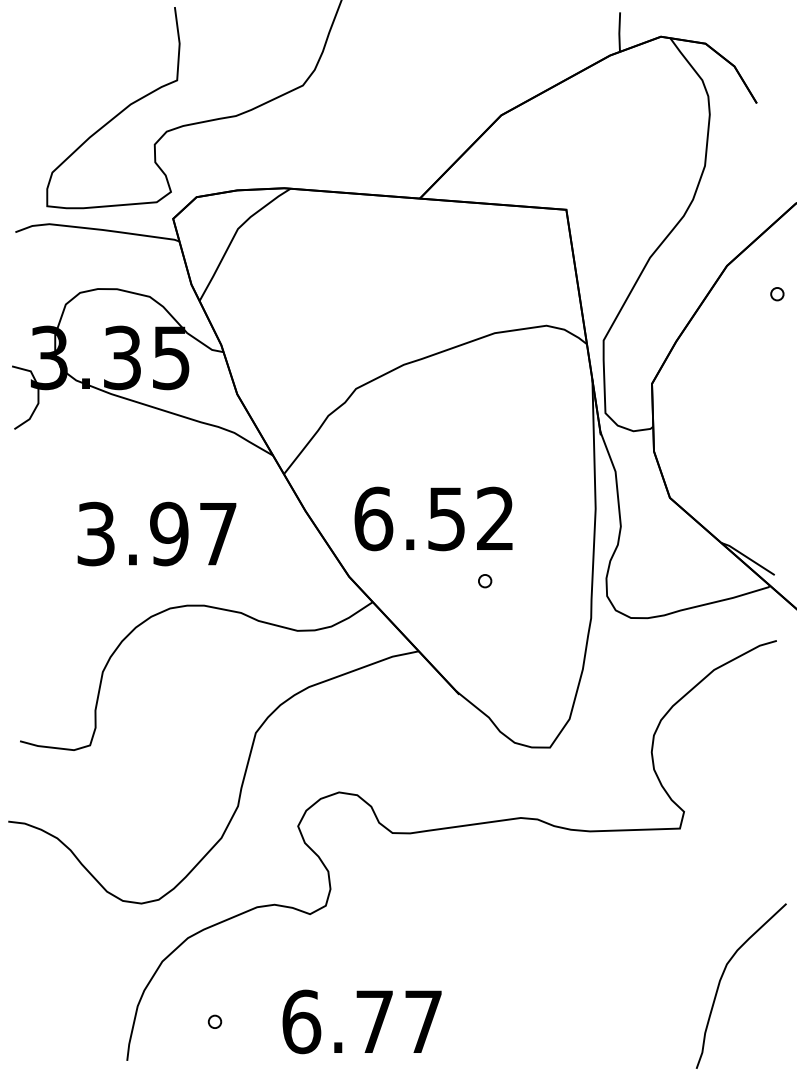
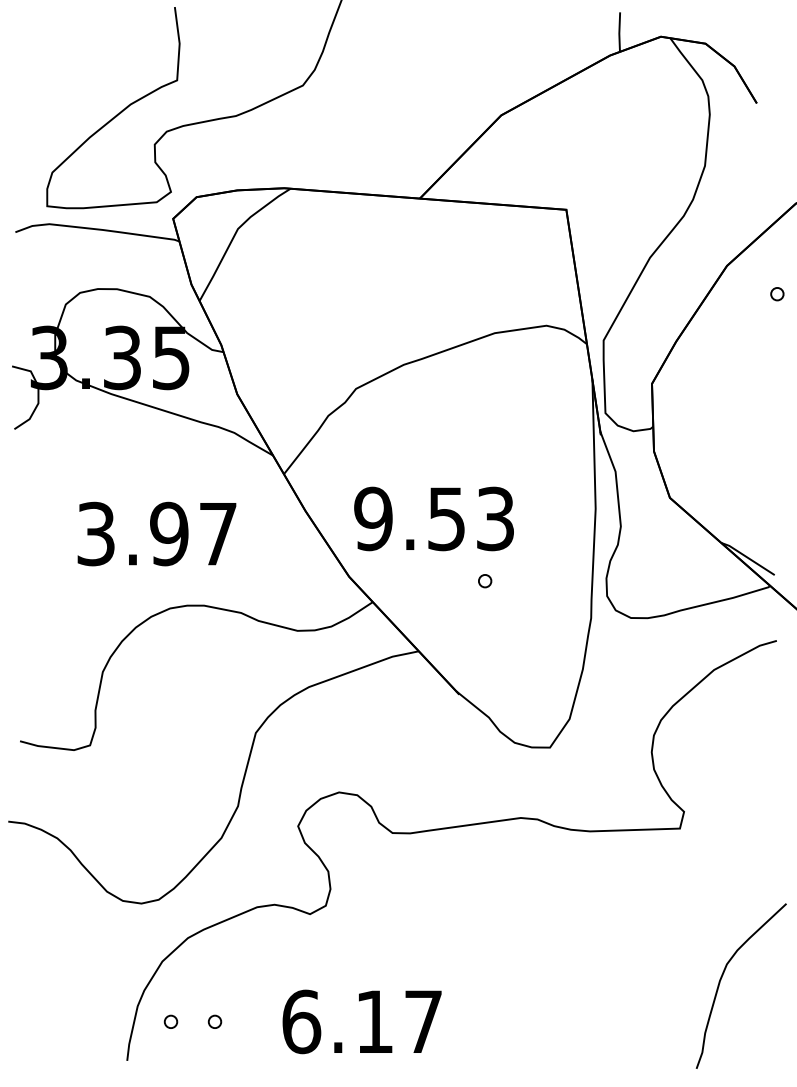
text: 6.52 -> 9.53 (433, 518)
part: none -> present (170, 1021)
text: 6.77 -> 6.17 (374, 1021)
